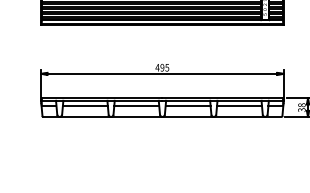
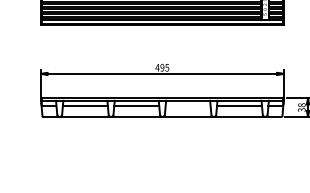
line: present -> none (187, 105)
